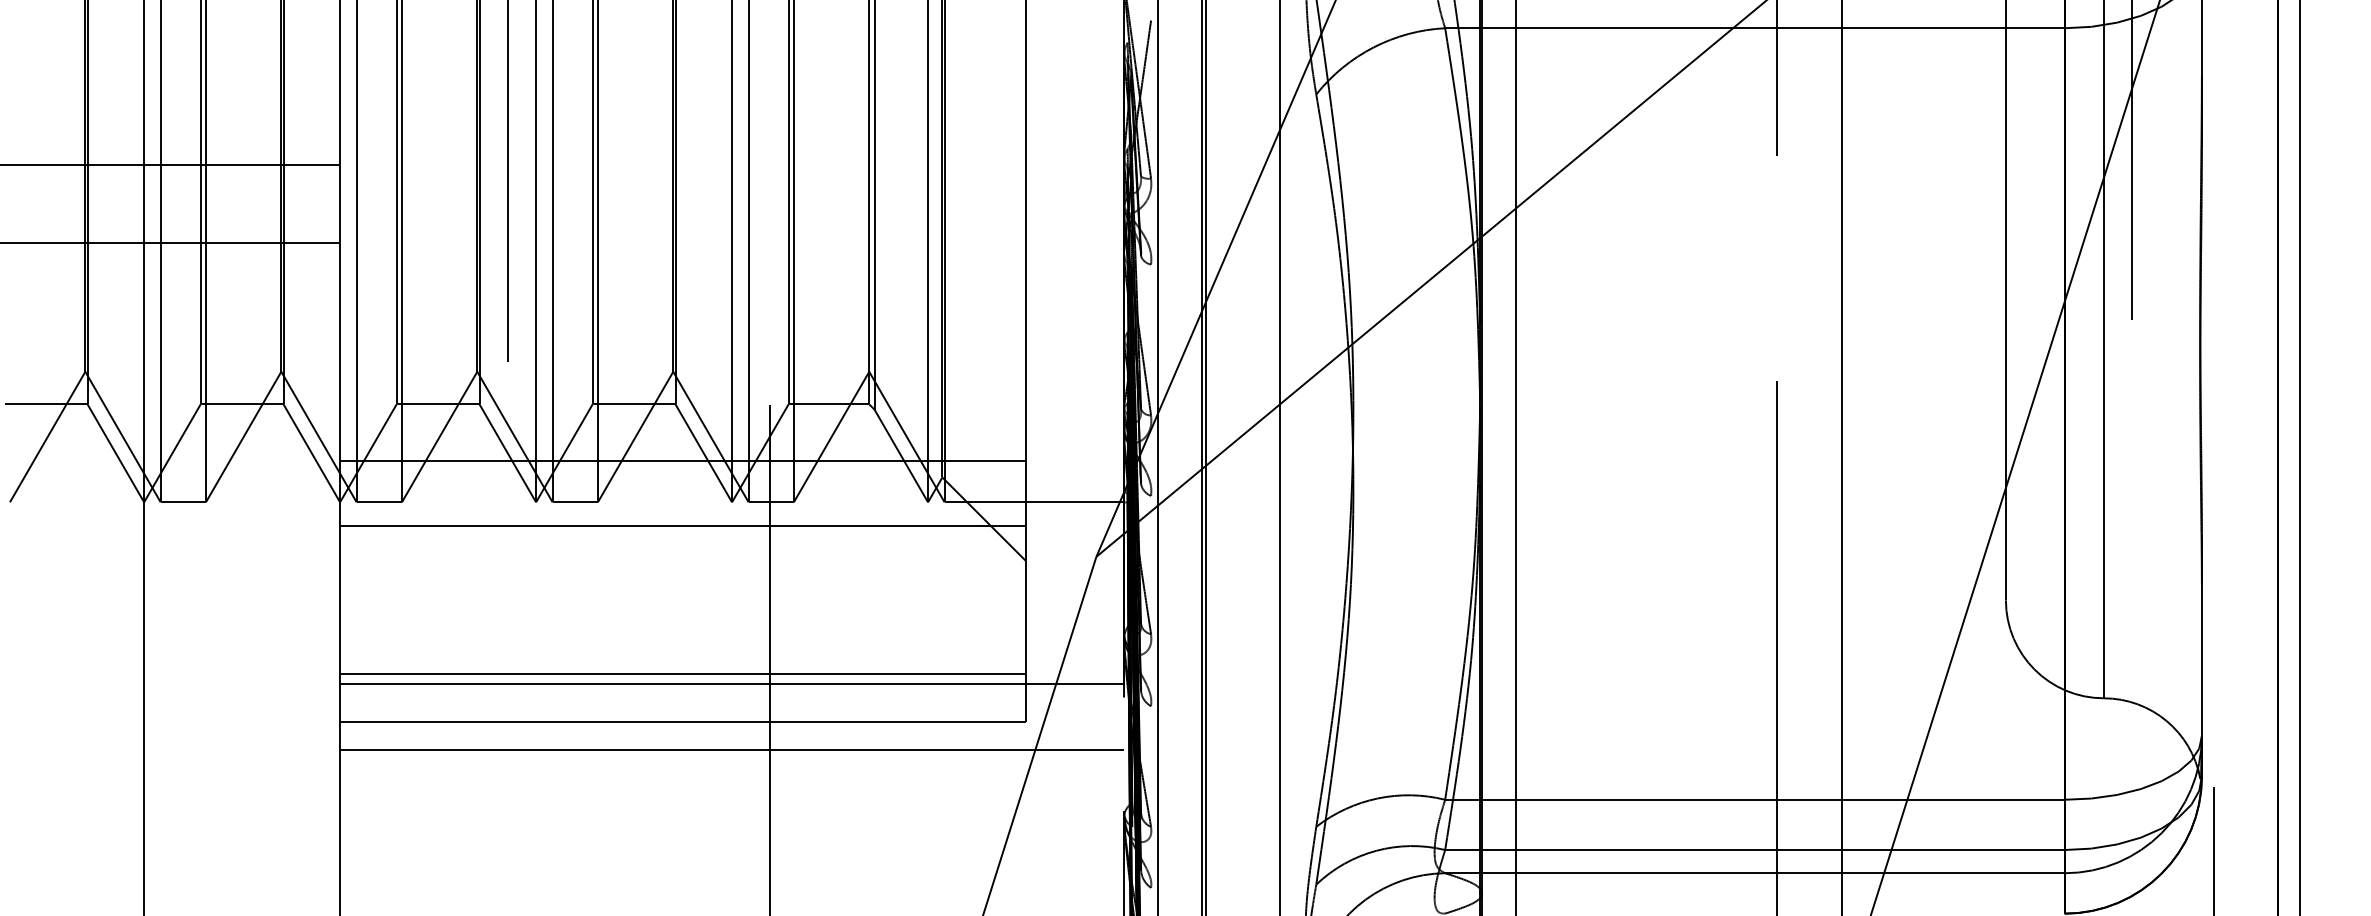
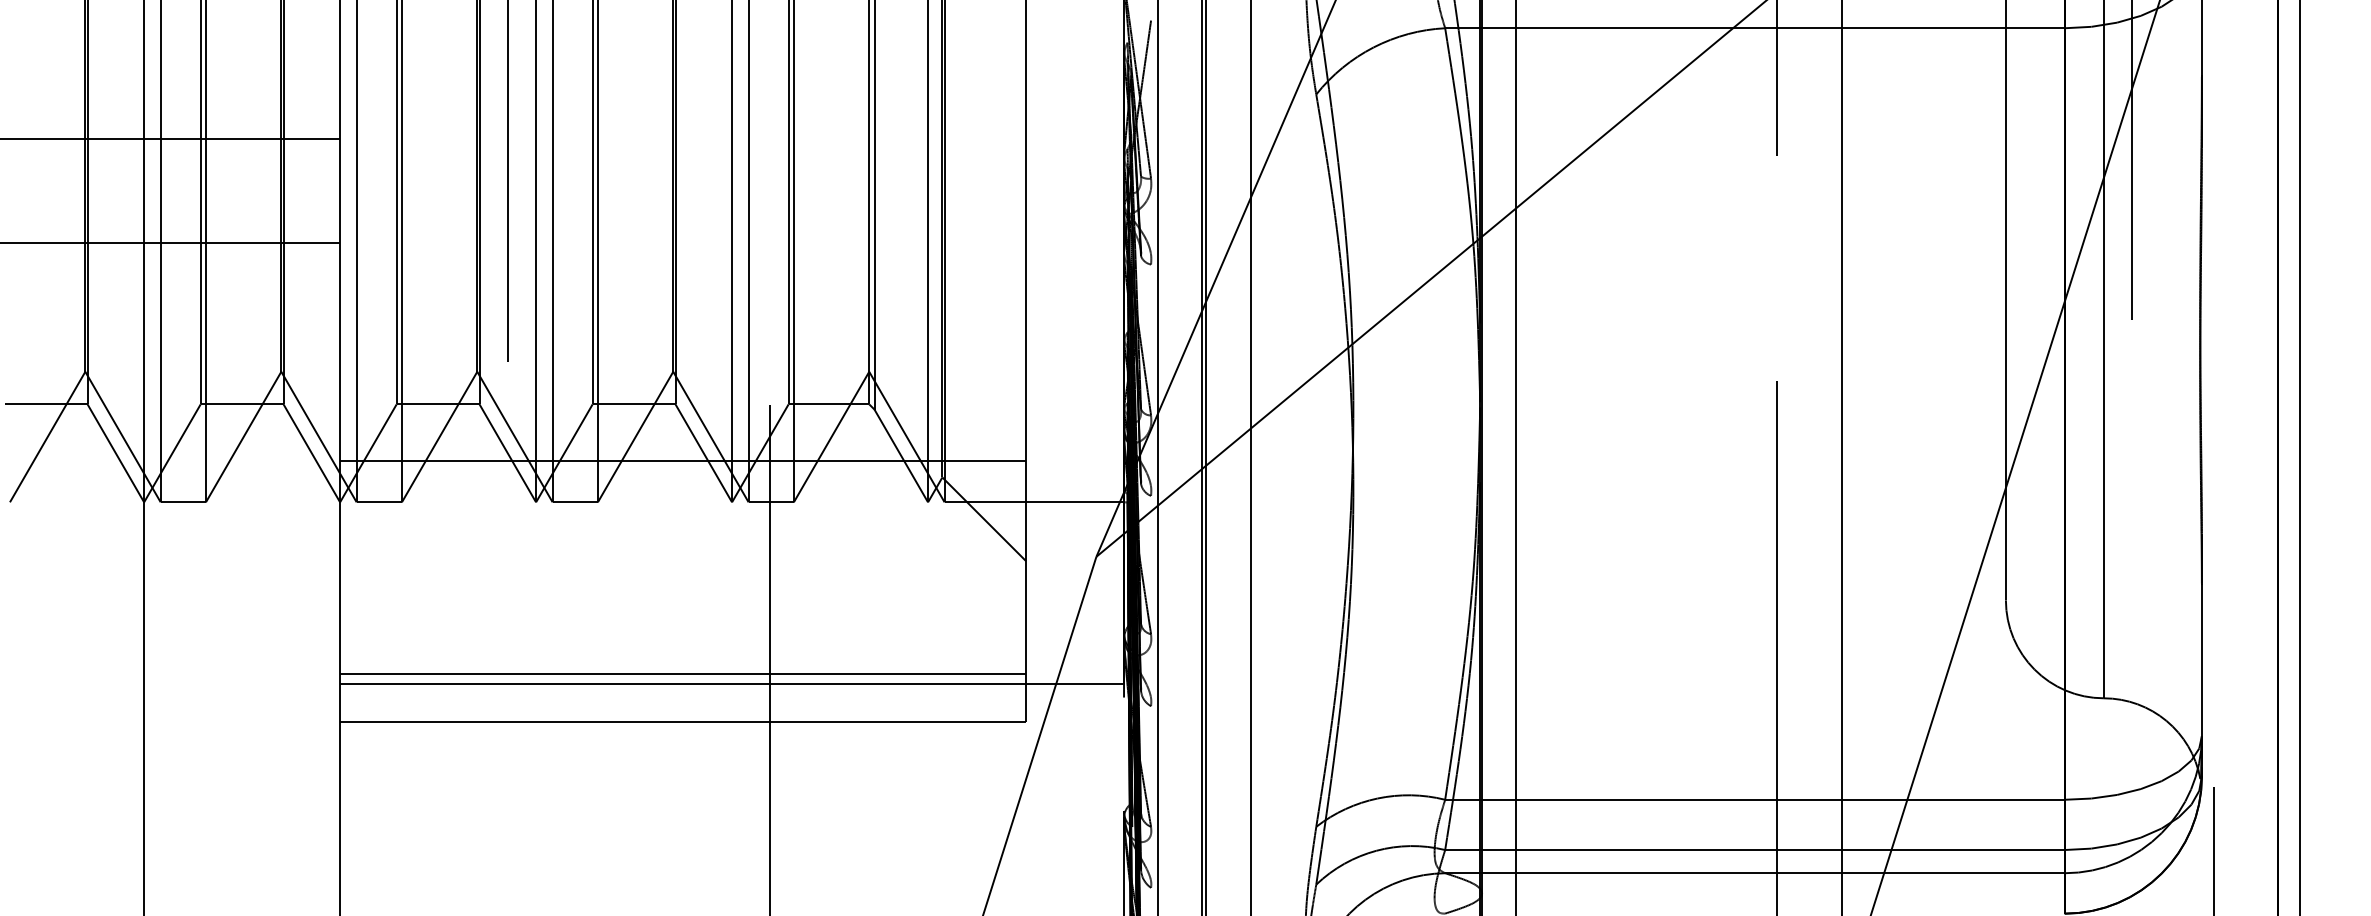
line position: (171, 165) -> (171, 139) (171, 139)
line position: (1279, 457) -> (1250, 457) (1250, 457)
line: present -> none (683, 526)
line: present -> none (732, 749)
